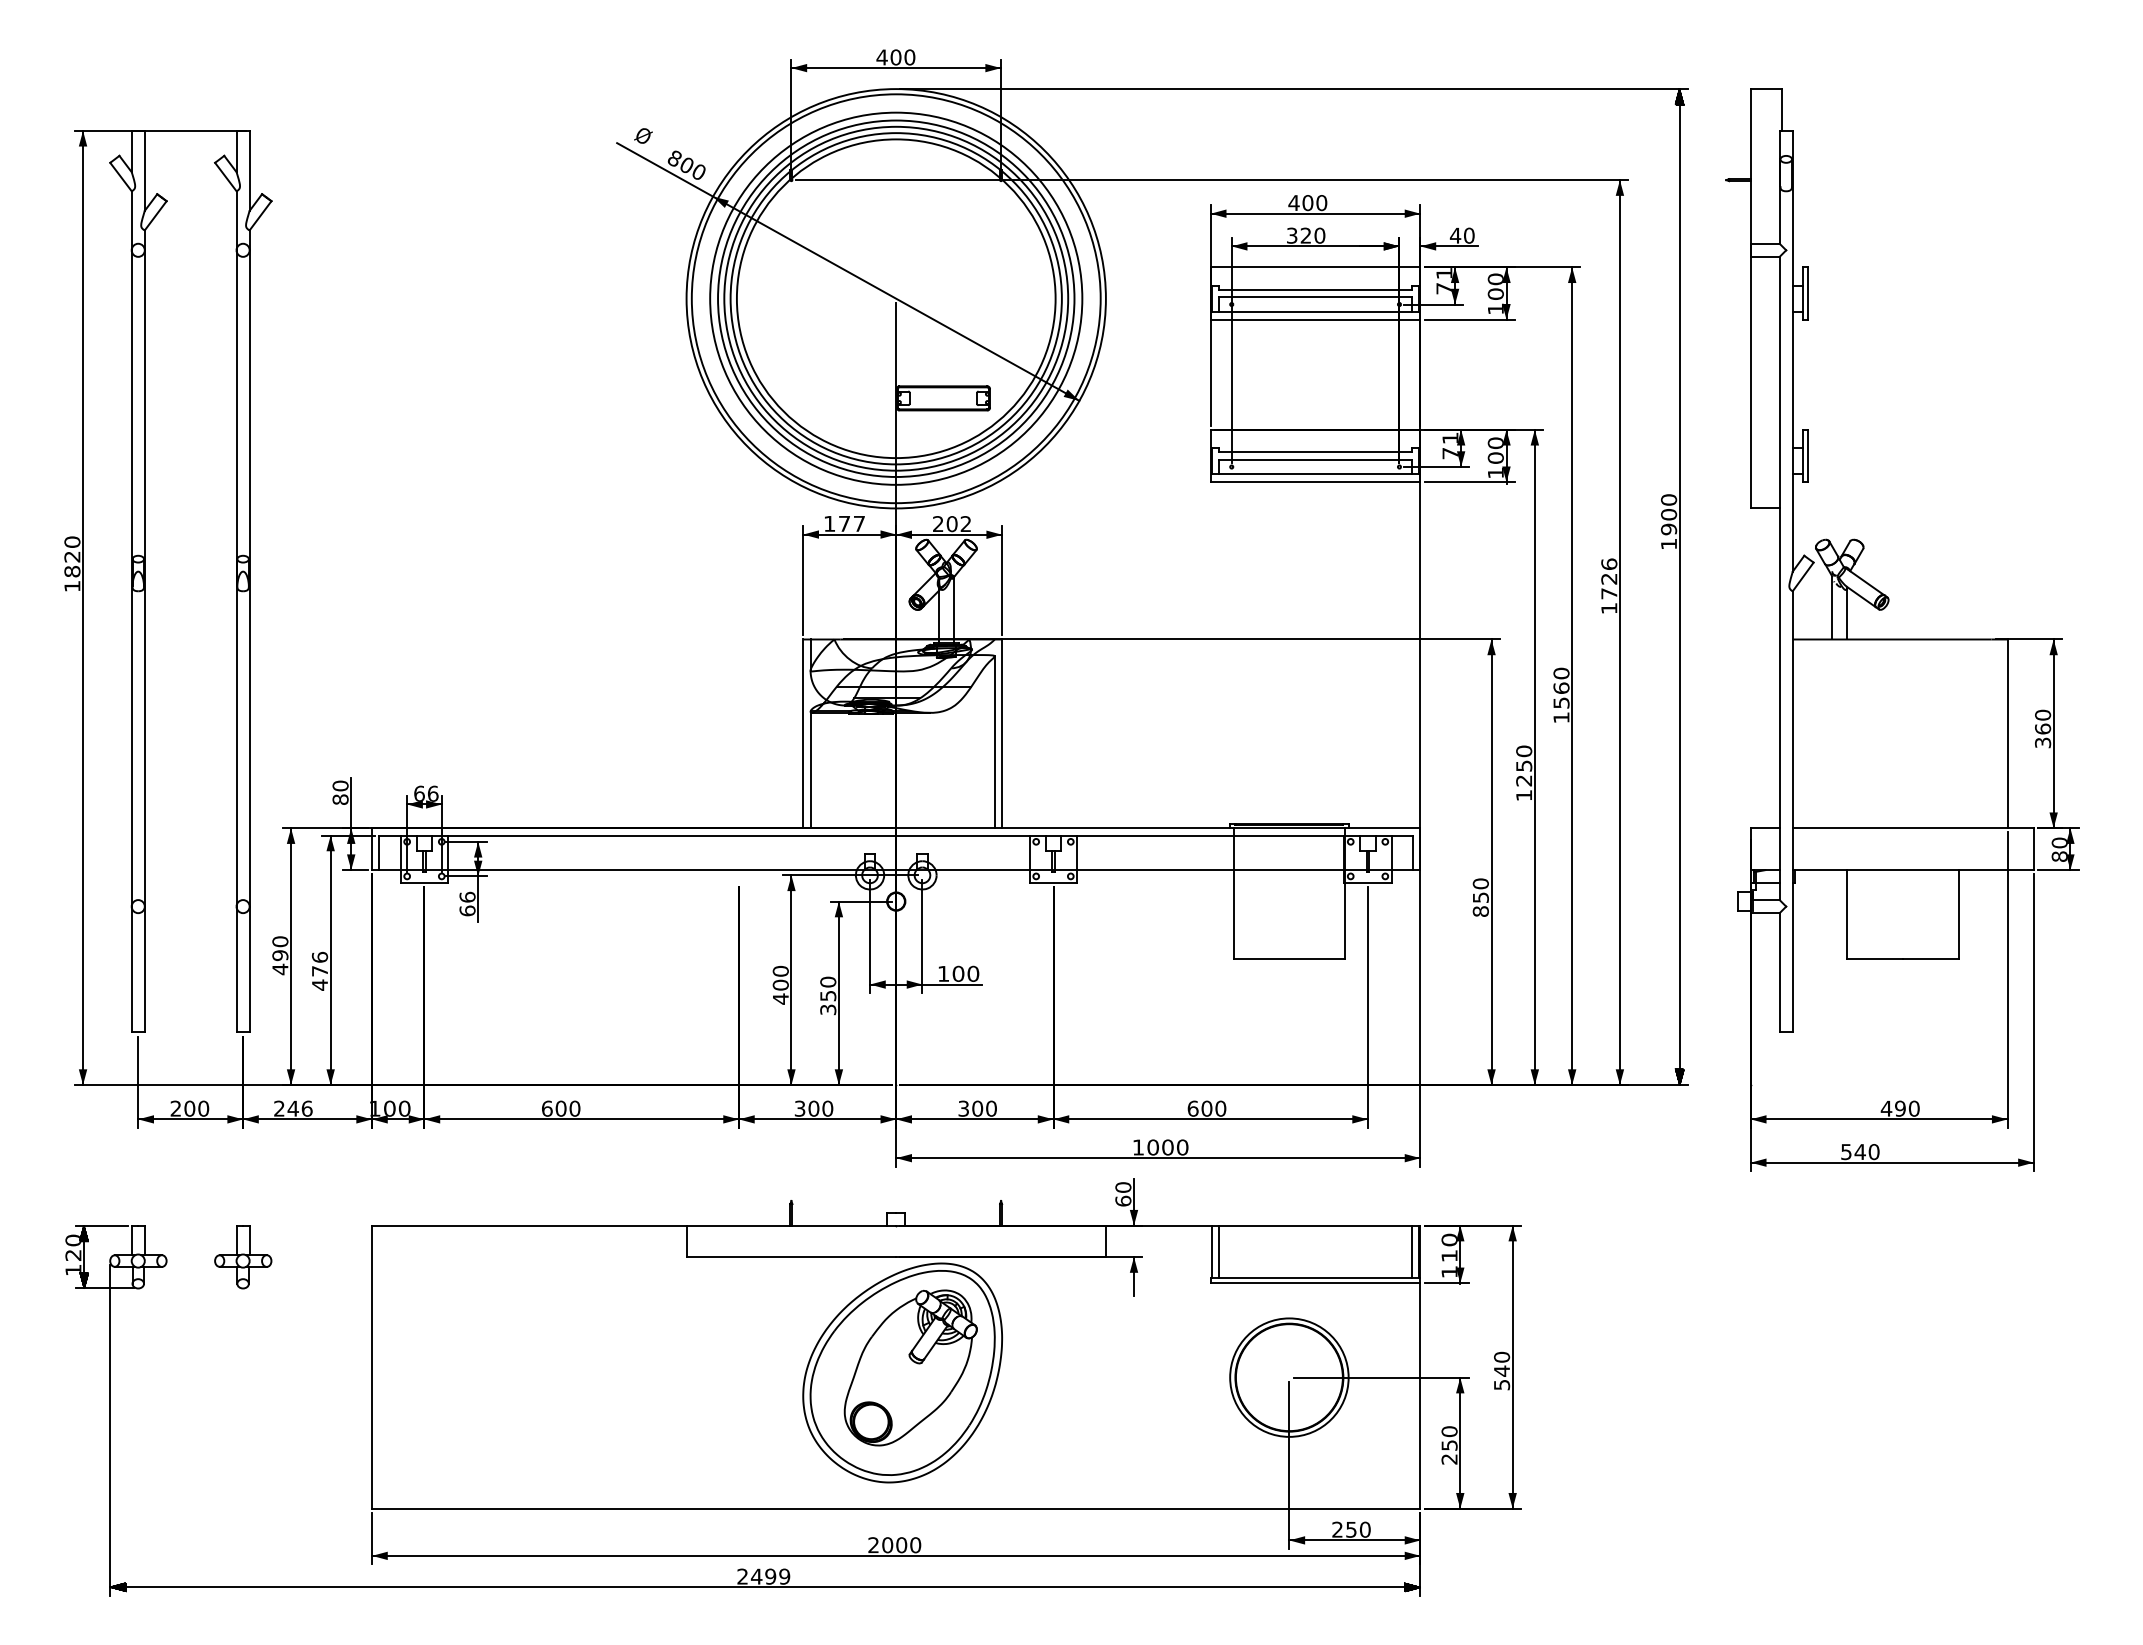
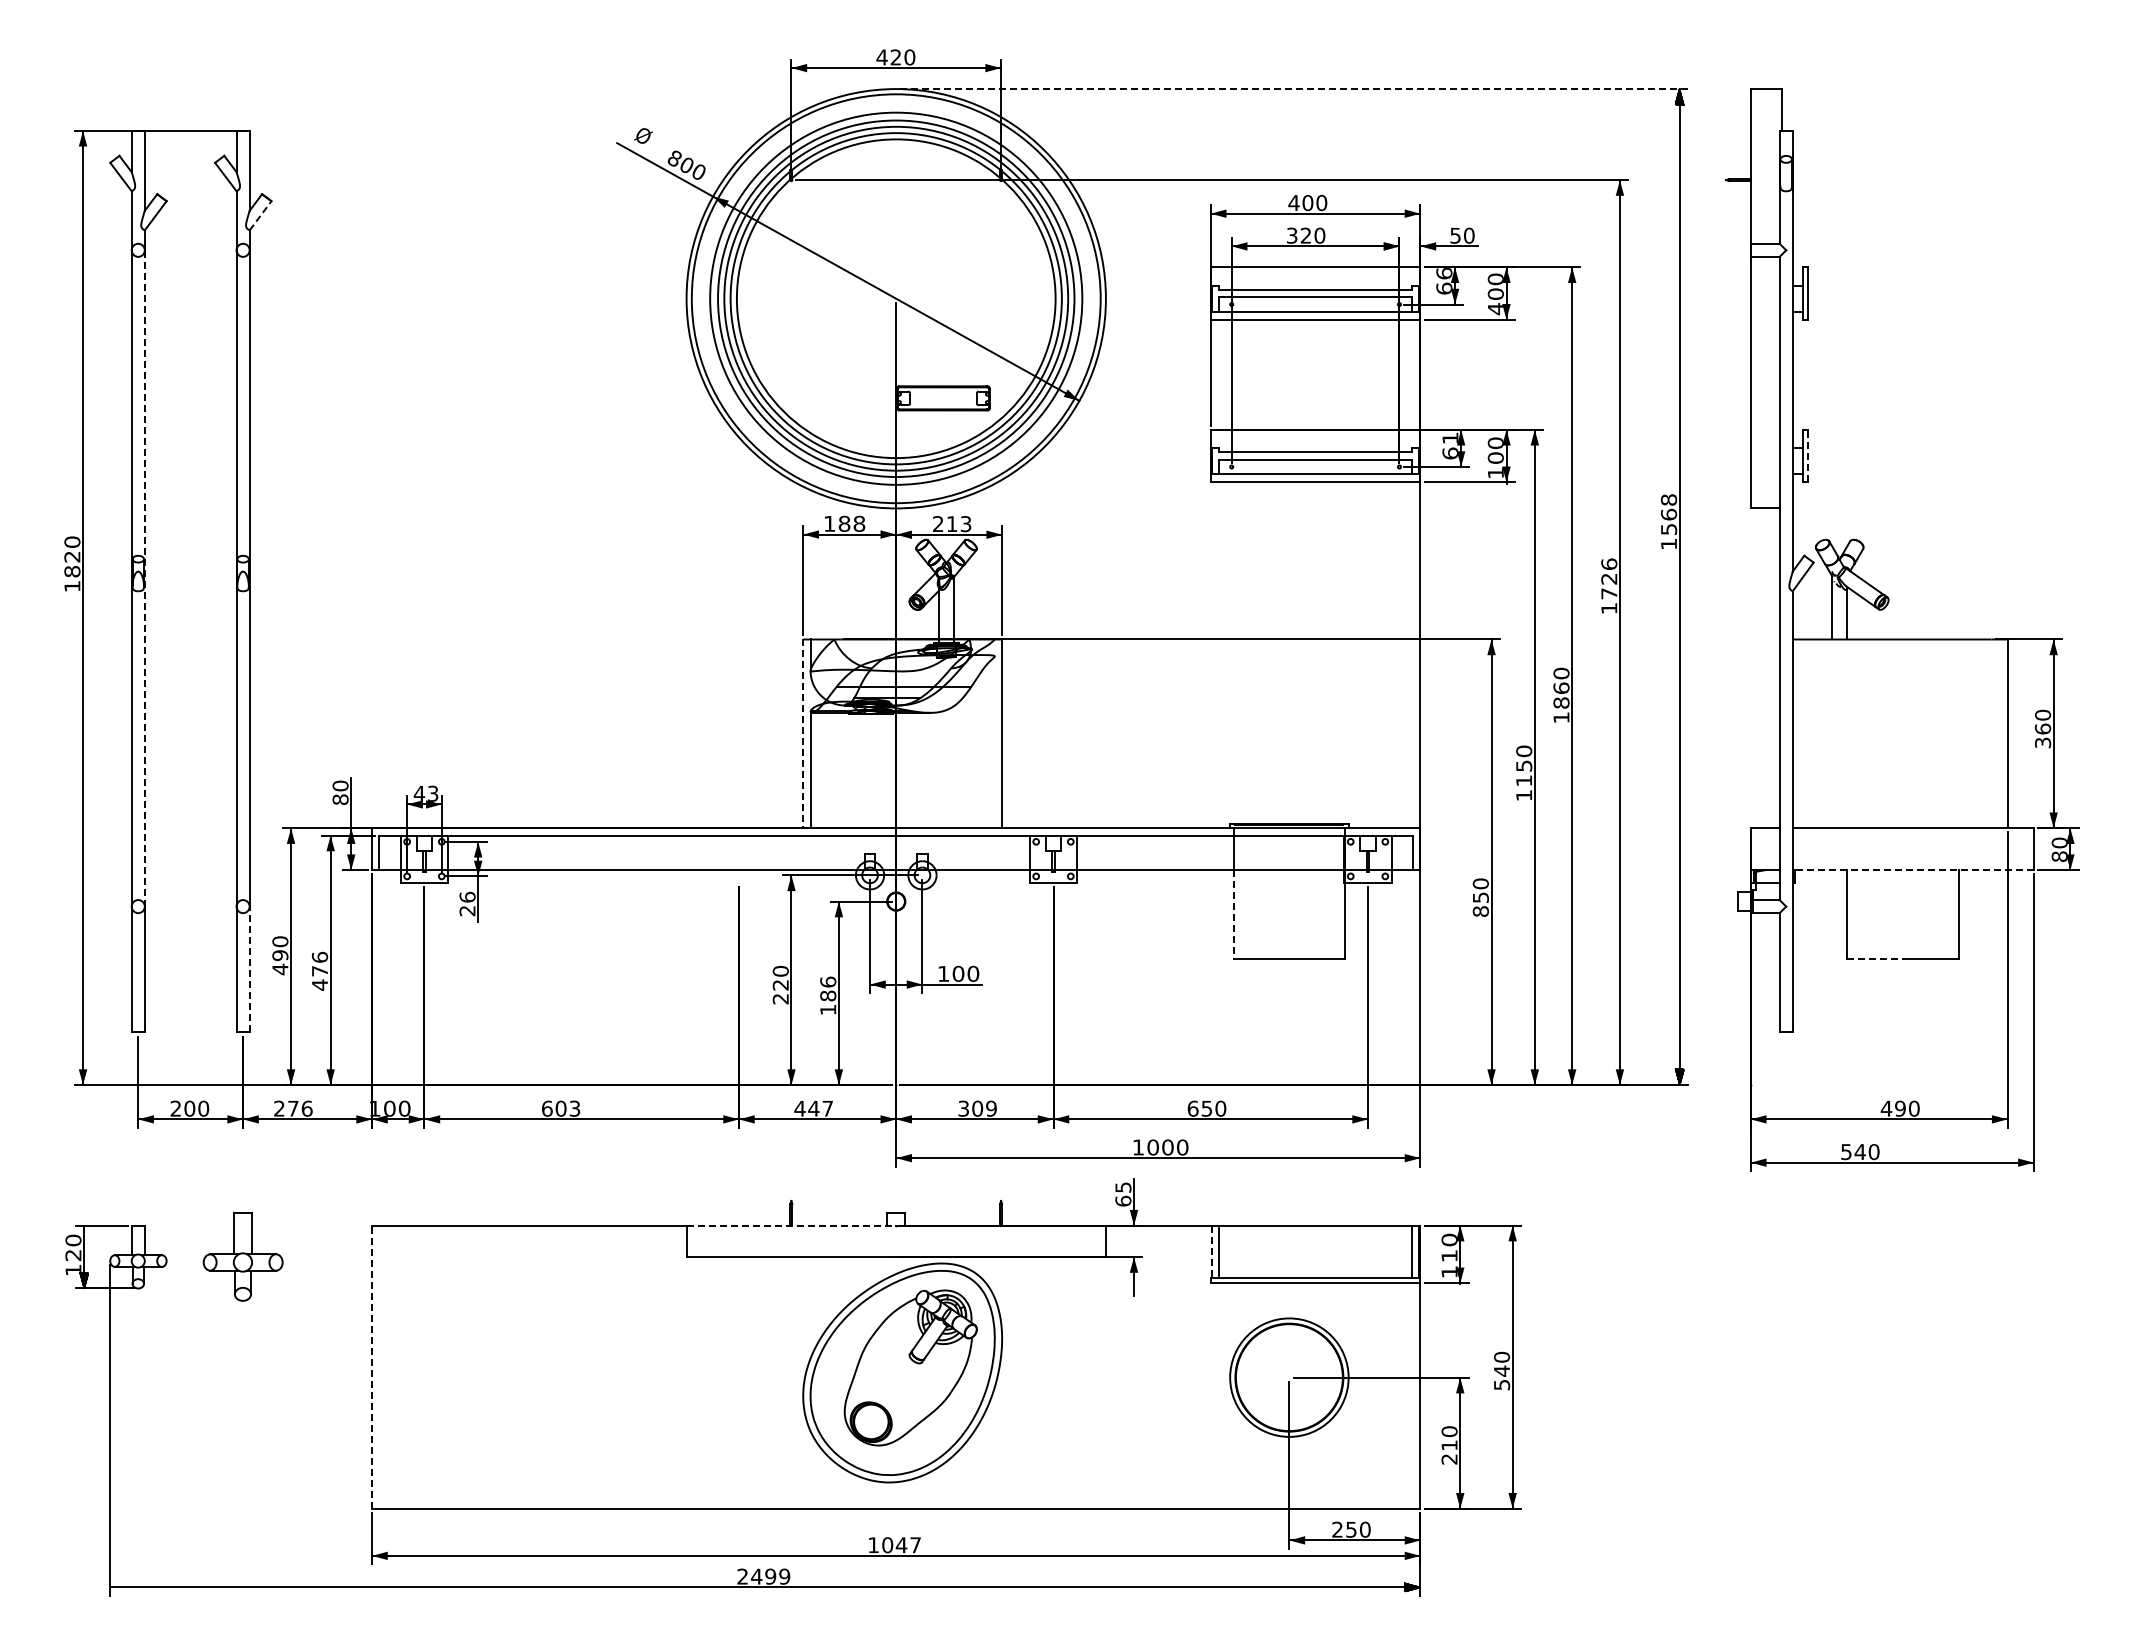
text: 400 -> 420 (895, 57)
line: solid -> dashed (1294, 89)
line: solid -> dashed (260, 215)
text: 40 -> 50 (1455, 235)
text: 71 -> 66 (1444, 281)
text: 100 -> 400 (1495, 309)
text: 71 -> 61 (1450, 453)
line: solid -> dashed (1808, 455)
text: 1900 -> 1568 (1668, 514)
text: 177 -> 188 (851, 523)
text: 202 -> 213 (958, 524)
line: solid -> dashed (144, 577)
text: 1560 -> 1860 (1561, 702)
line: solid -> dashed (803, 734)
line: present -> none (994, 742)
text: 1250 -> 1150 (1523, 780)
text: 66 -> 43 (425, 793)
line: solid -> dashed (1913, 870)
text: 66 -> 26 (467, 910)
line: solid -> dashed (1233, 914)
line: solid -> dashed (1874, 959)
line: solid -> dashed (249, 969)
text: 400 -> 220 (780, 991)
text: 350 -> 186 (828, 995)
text: 246 -> 276 (292, 1108)
text: 600 -> 603 (574, 1108)
text: 300 -> 447 (813, 1108)
text: 300 -> 309 (991, 1108)
text: 600 -> 650 (1206, 1108)
text: 60 -> 65 (1123, 1187)
line: solid -> dashed (791, 1225)
hatch: present -> none (83, 1233)
line: solid -> dashed (1211, 1252)
part size: 59x65 px -> 82x90 px (242, 1256)
line: solid -> dashed (372, 1367)
text: 250 -> 210 (1449, 1445)
text: 2000 -> 1047 (894, 1545)
hatch: present -> none (118, 1587)
